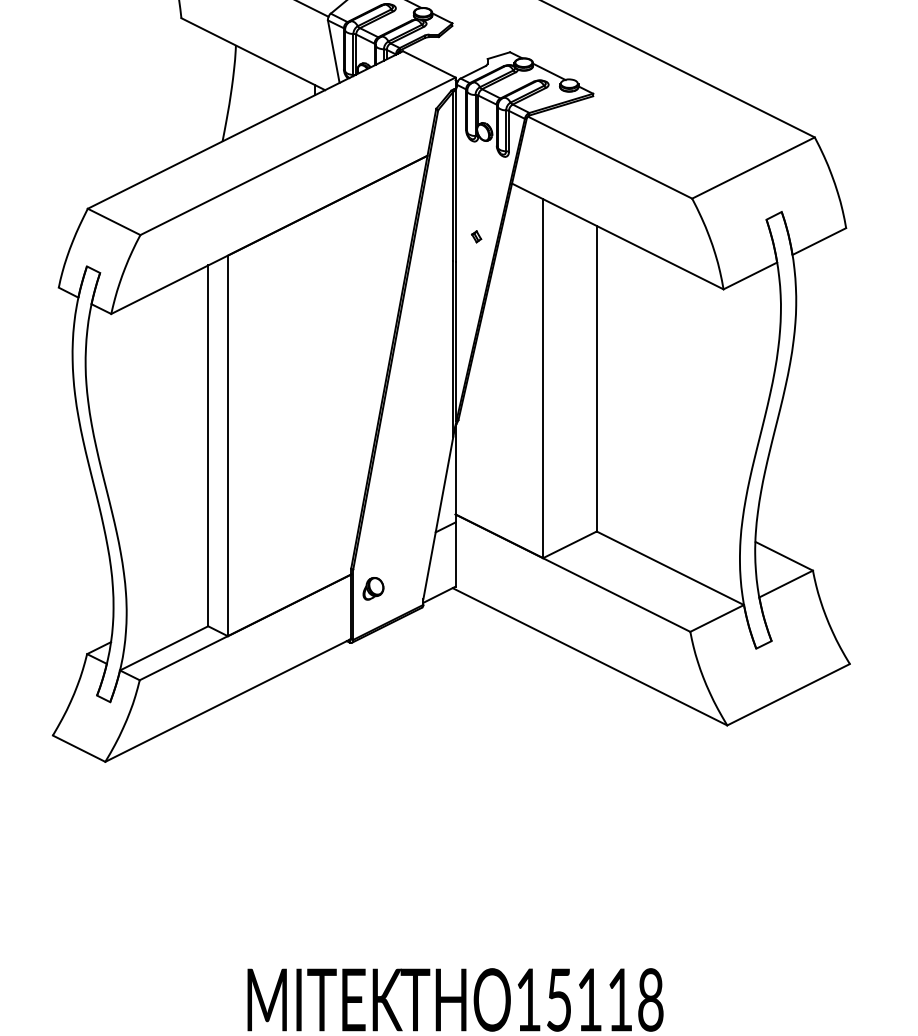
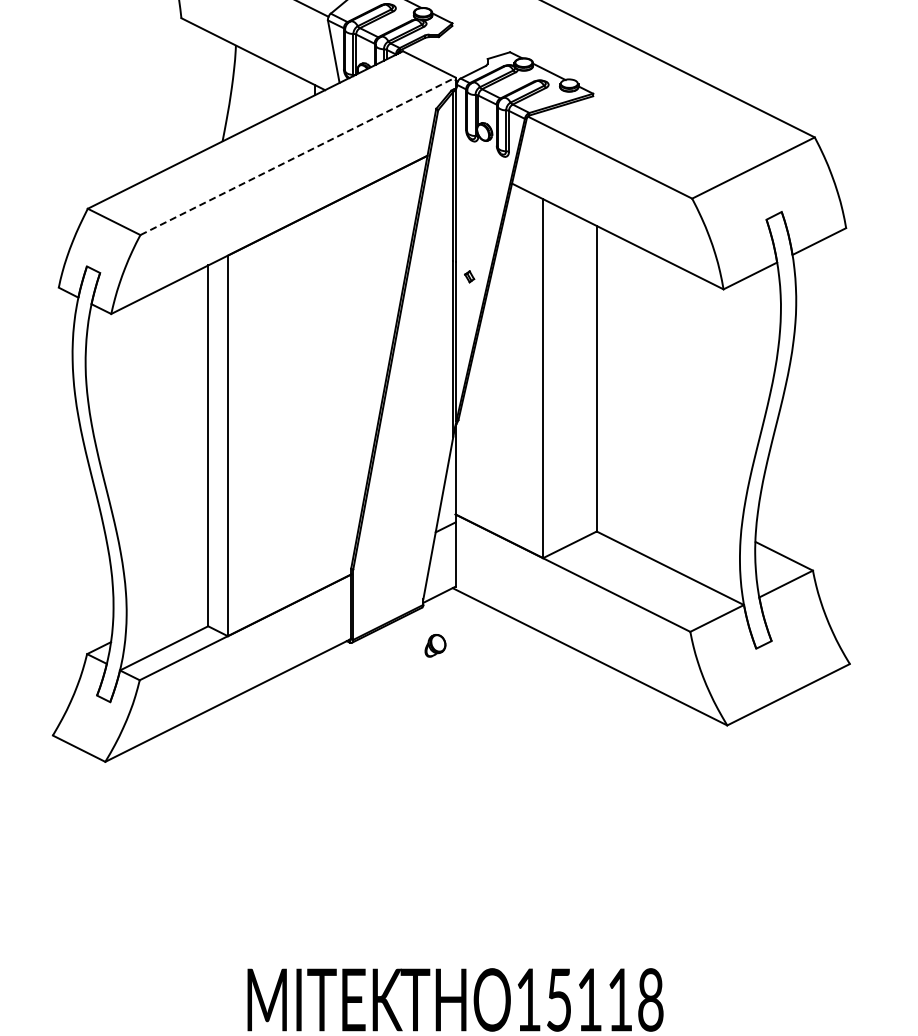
line: solid -> dashed (298, 156)
part position: (476, 236) -> (469, 276) (469, 276)
part position: (373, 588) -> (435, 645) (435, 645)
